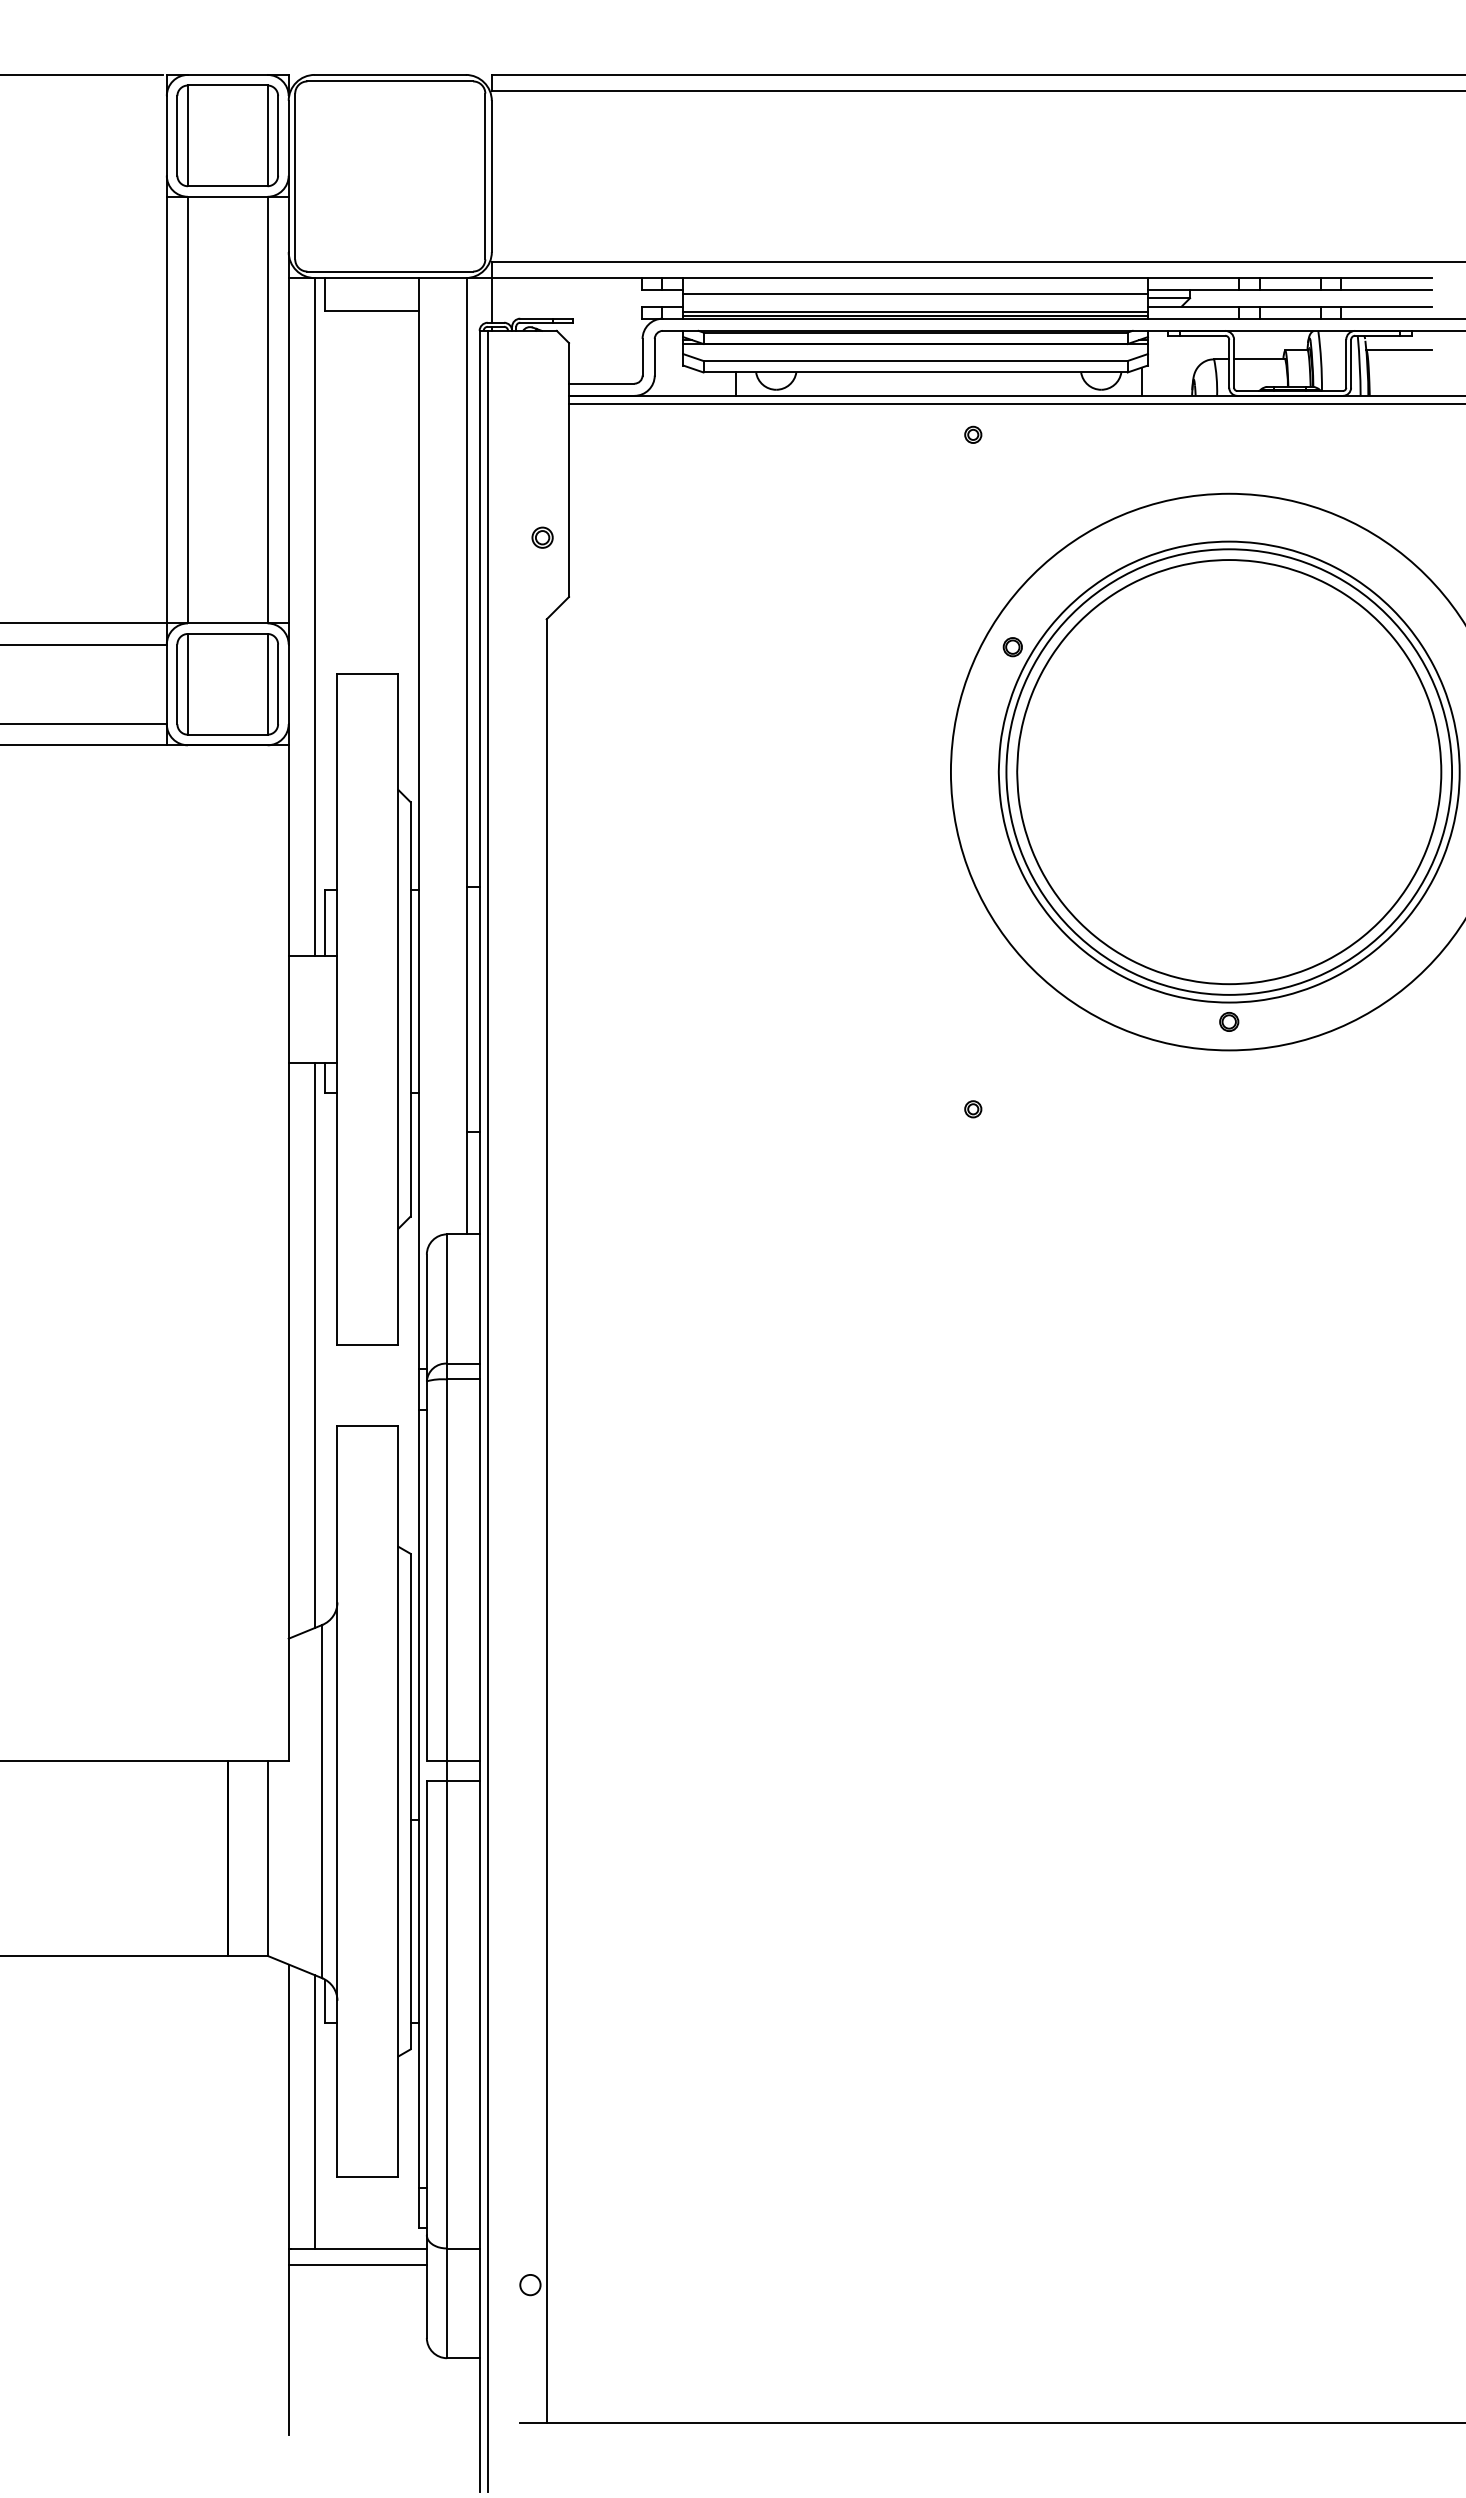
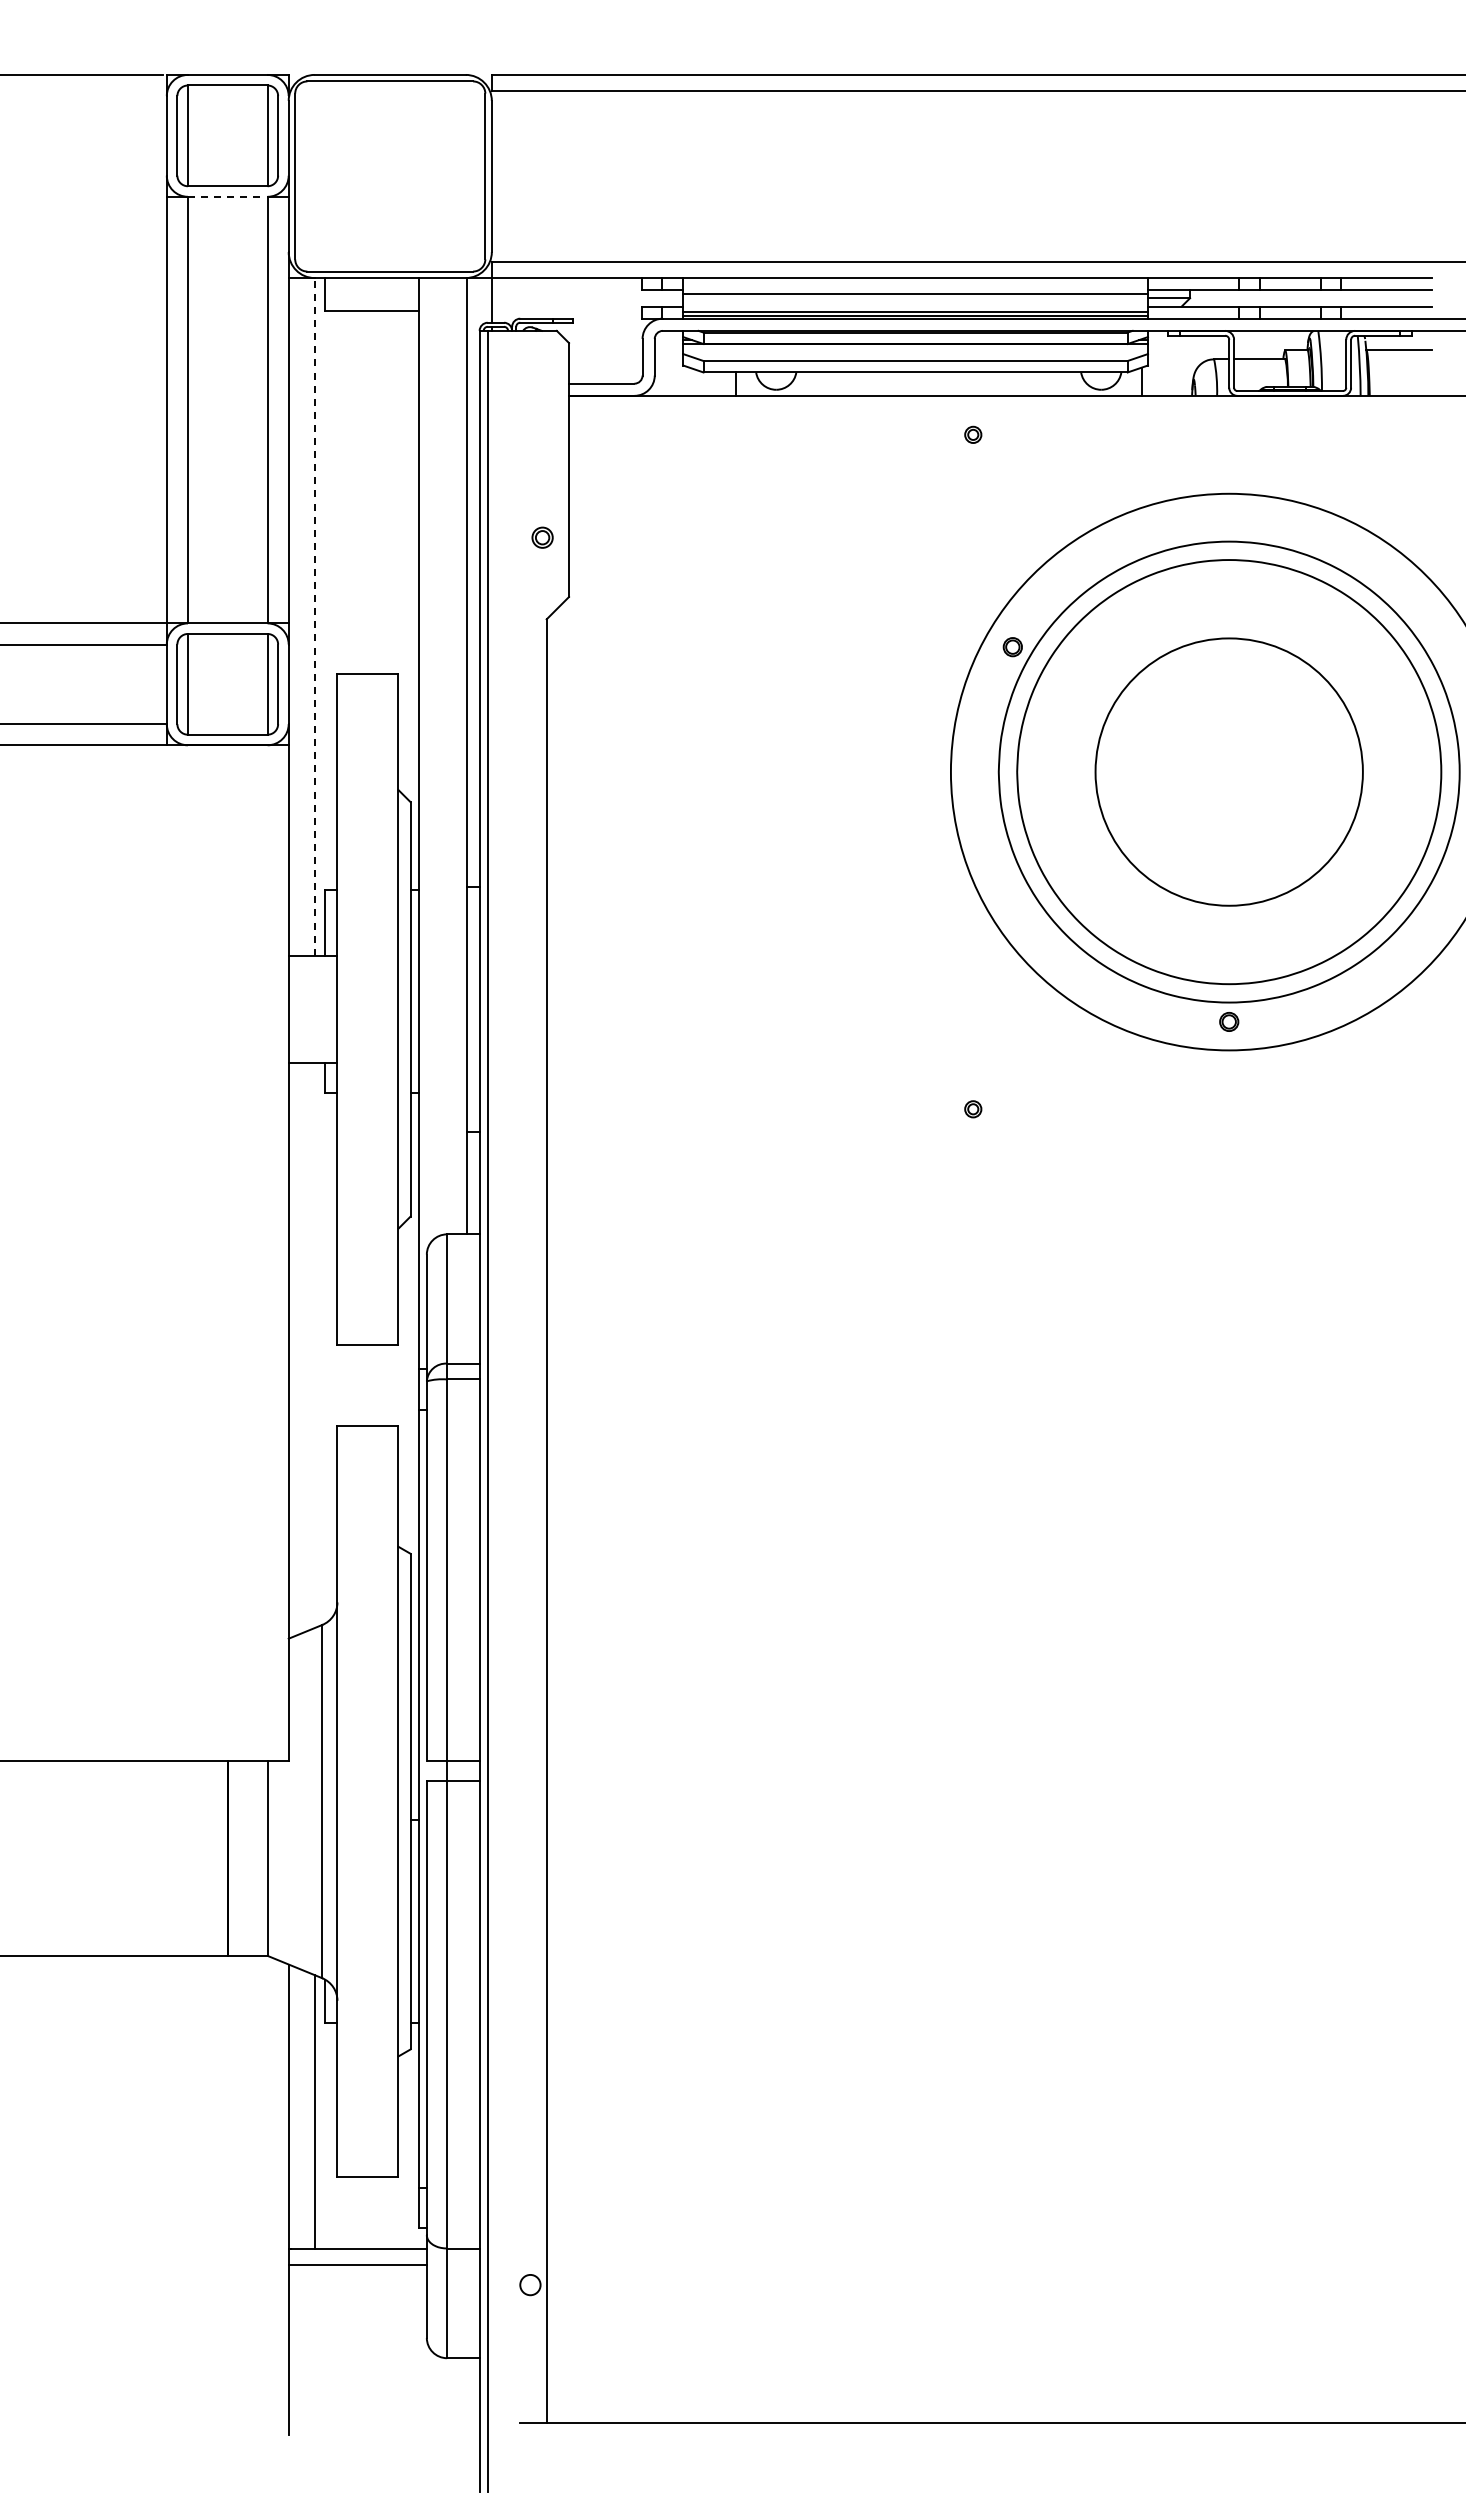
line: solid -> dashed (227, 196)
line: present -> none (1015, 404)
line: solid -> dashed (314, 616)
circle diameter: 446 px -> 267 px (1228, 771)
line: present -> none (314, 1345)
